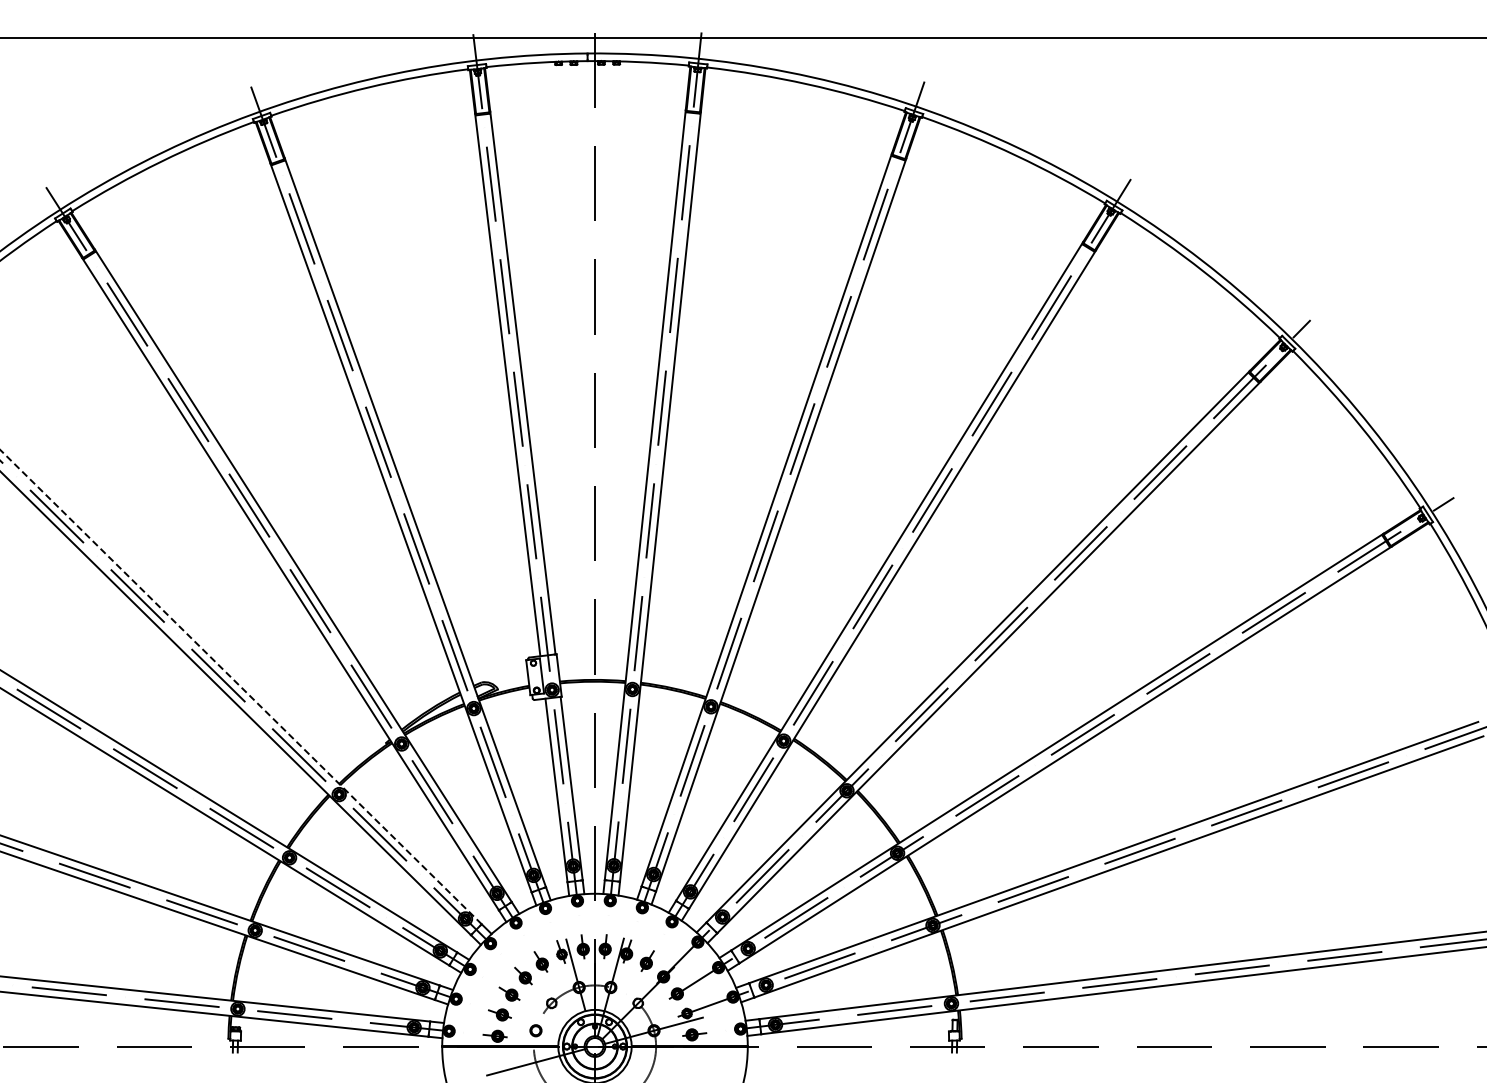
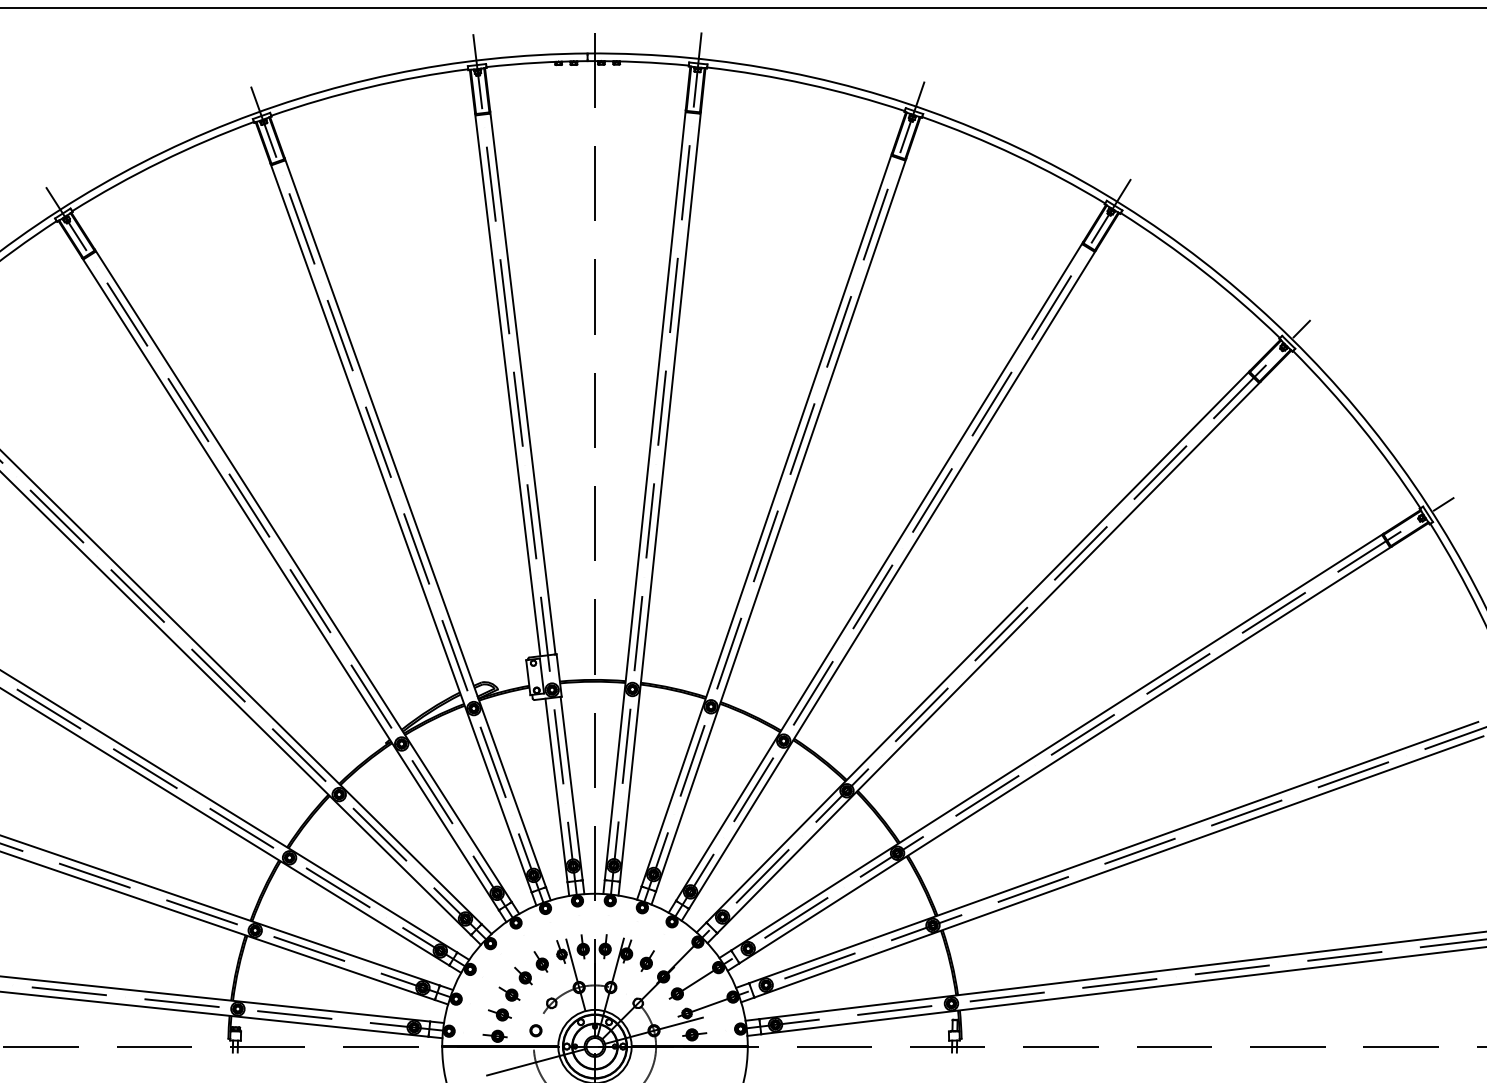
line position: (742, 37) -> (742, 7) (742, 7)
line: dashed -> solid (241, 687)
